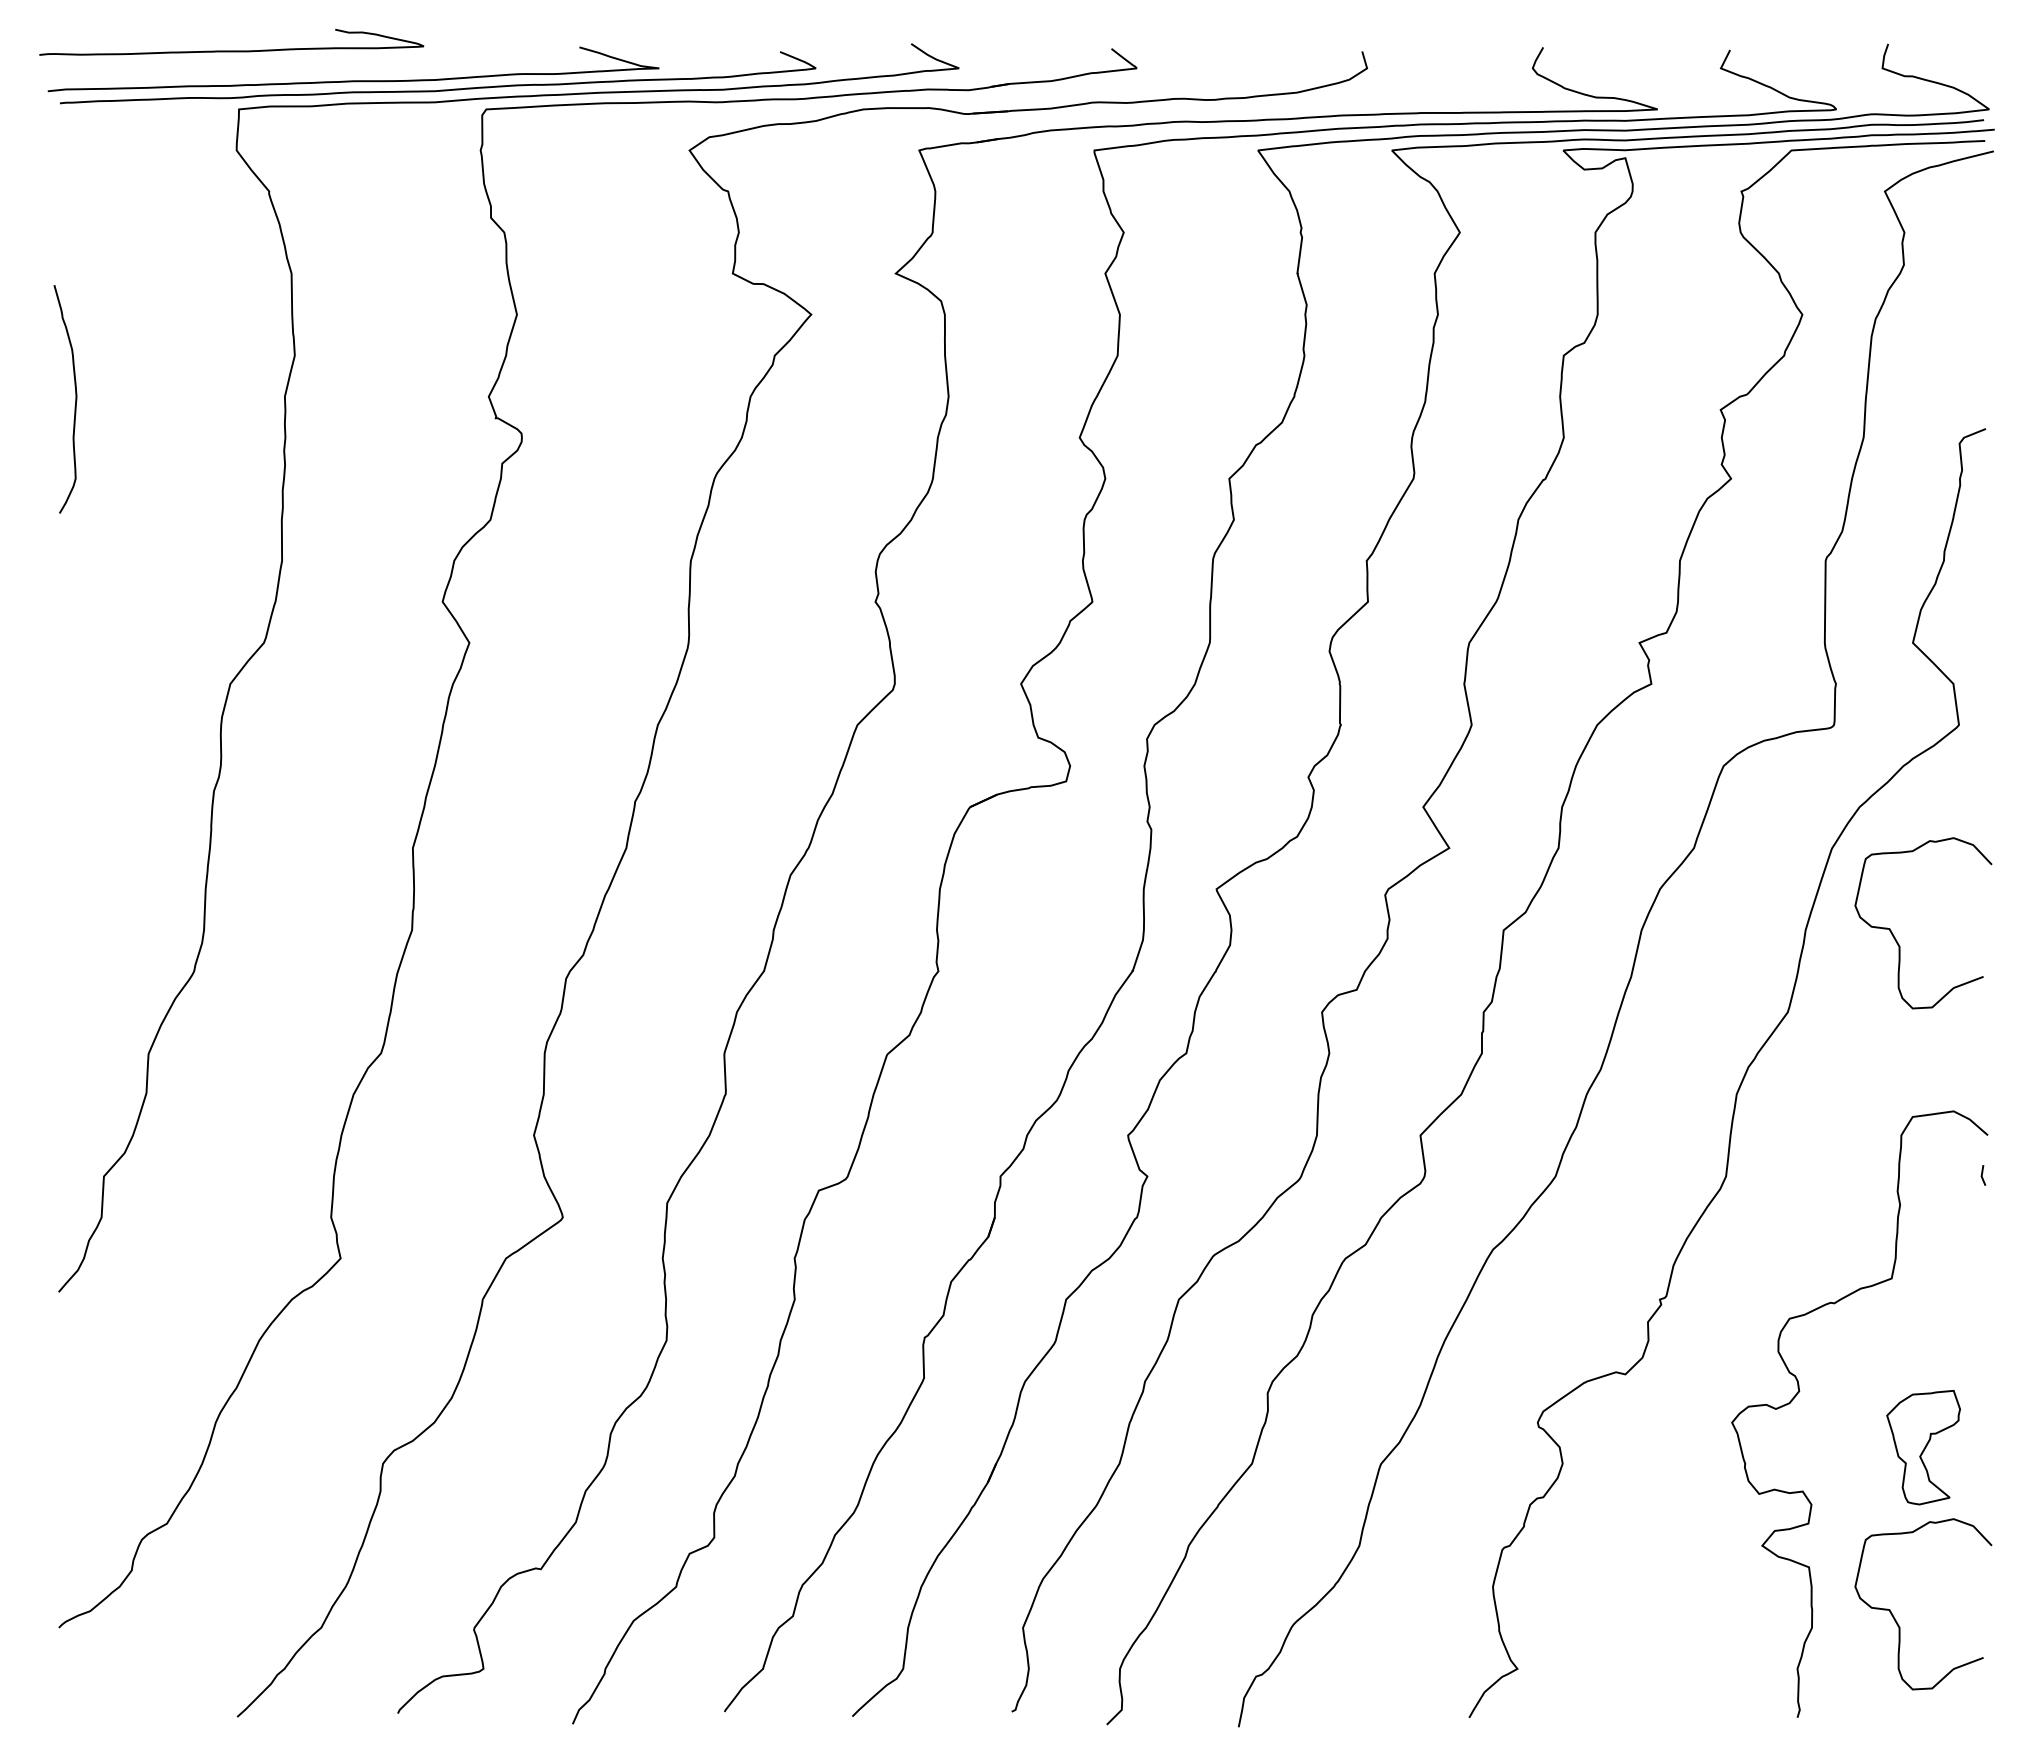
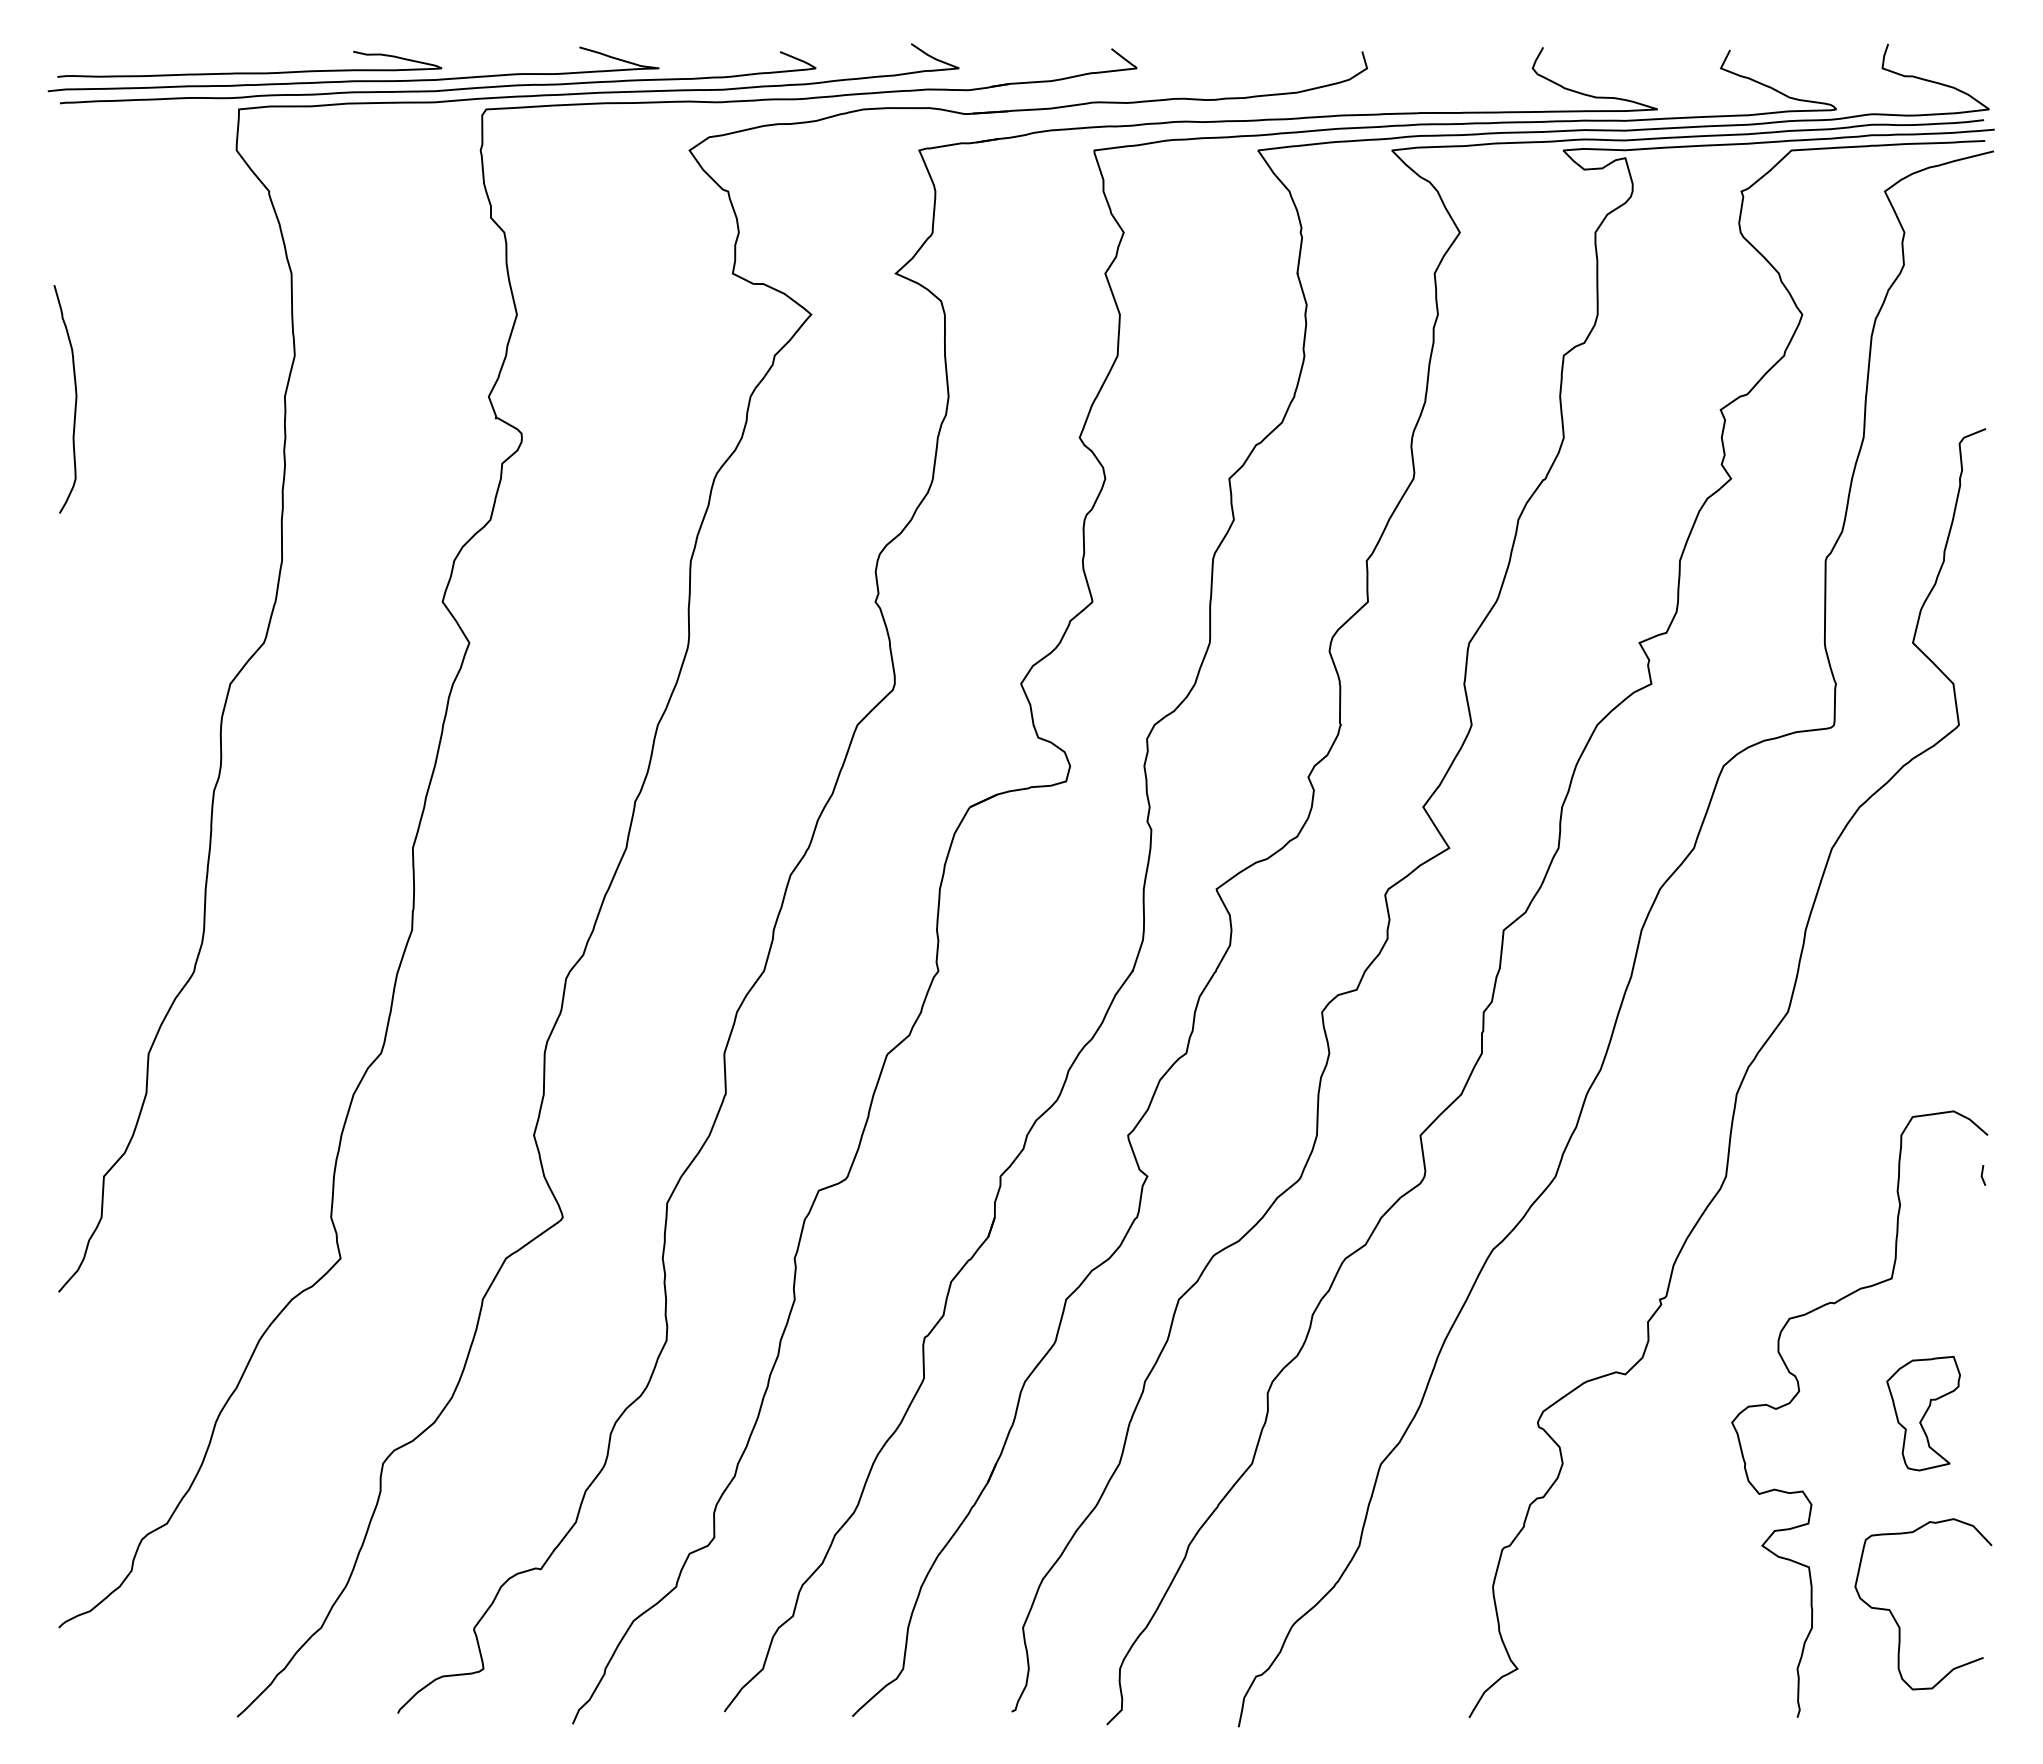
curve position: (231, 50) -> (249, 72) (249, 72)
curve: present -> none (1895, 937)
part position: (1923, 1447) -> (1923, 1413) (1923, 1413)
